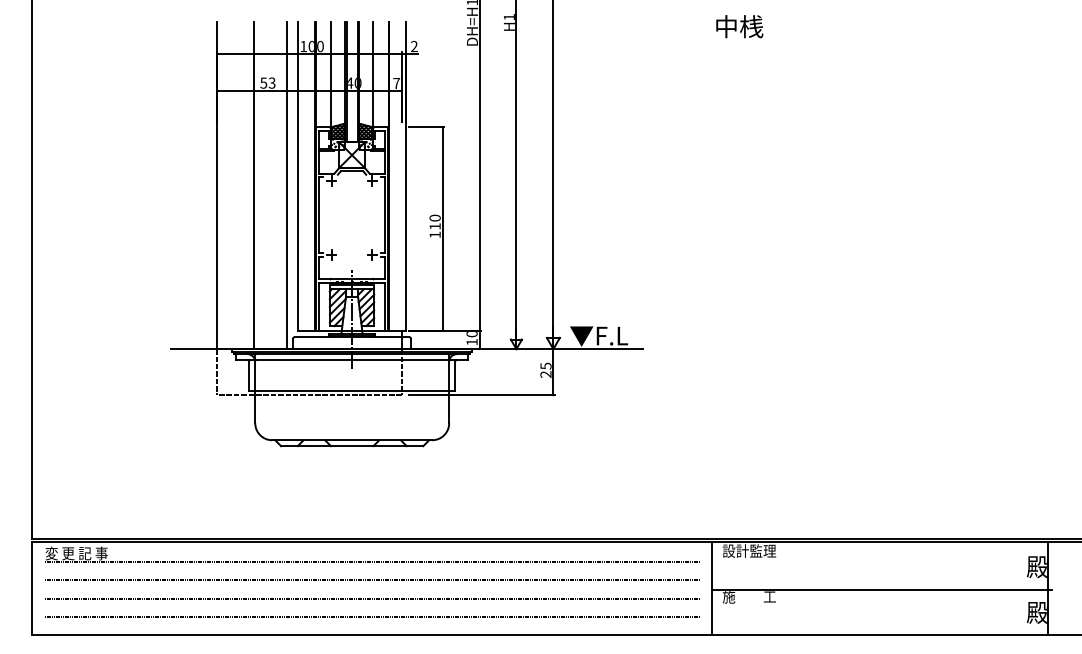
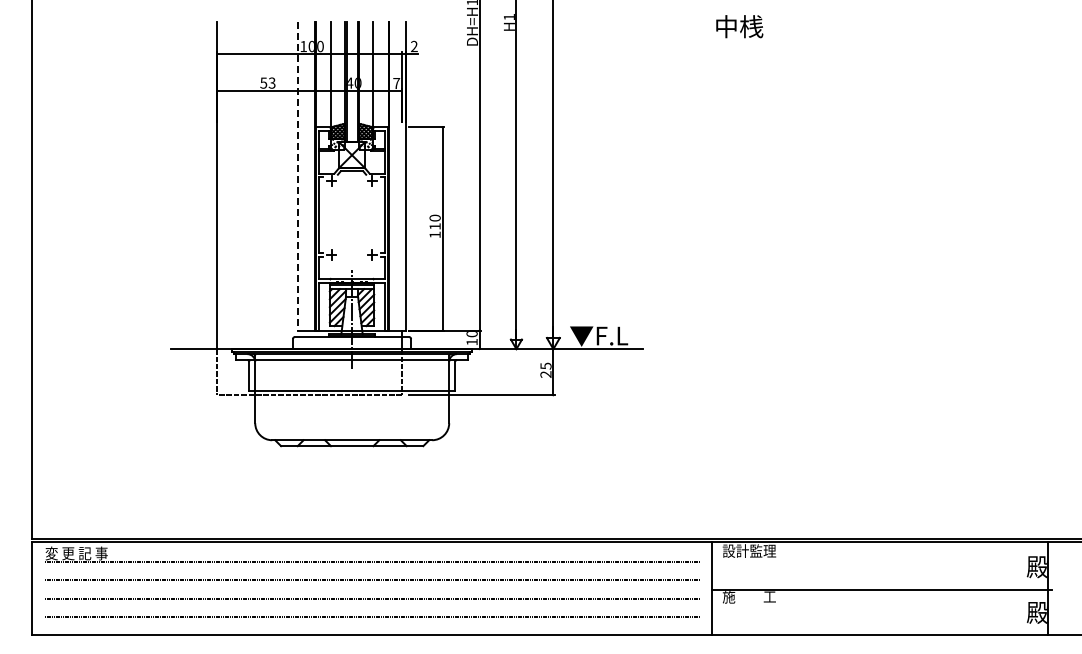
line: solid -> dashed (298, 176)
line: present -> none (254, 185)
line: present -> none (287, 185)
